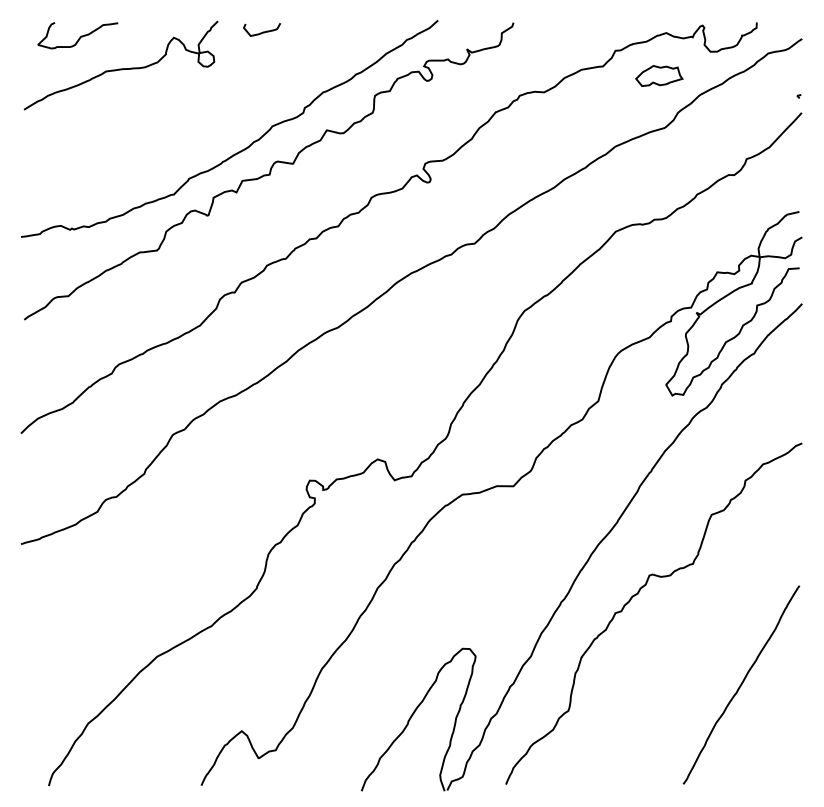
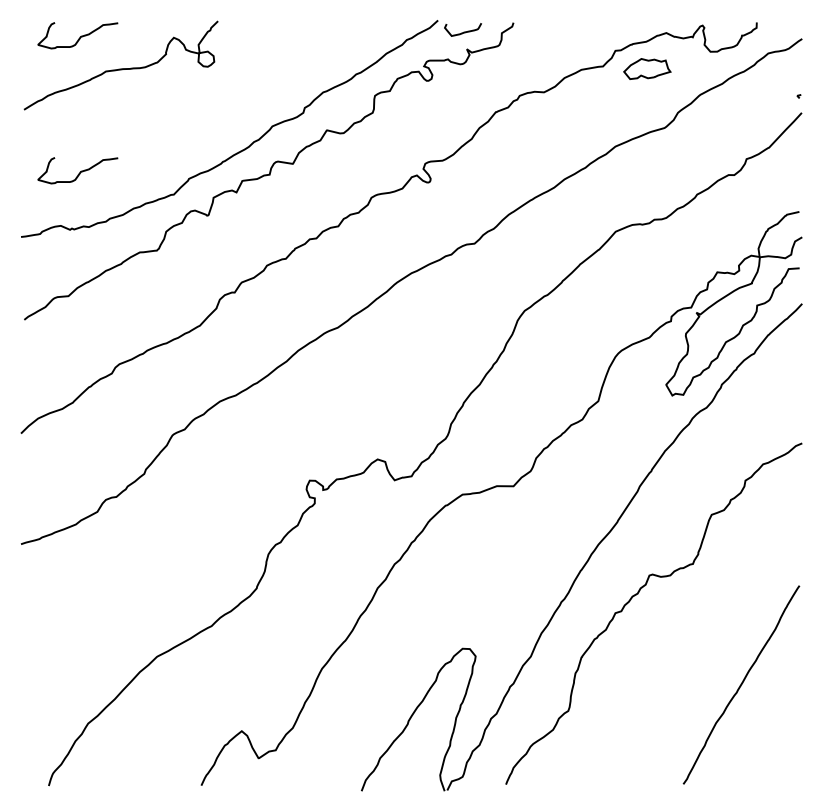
curve position: (262, 31) -> (463, 31) (463, 31)
part position: (659, 75) -> (647, 68) (647, 68)
curve: none -> present (79, 172)
